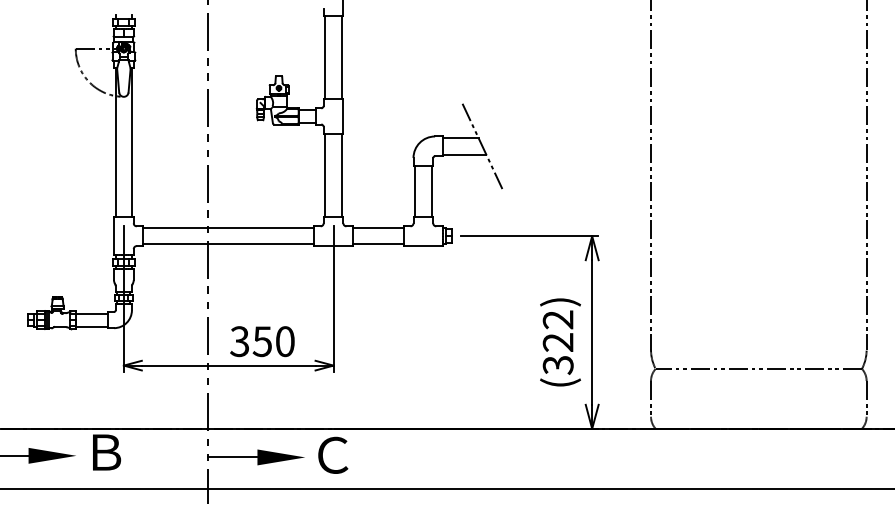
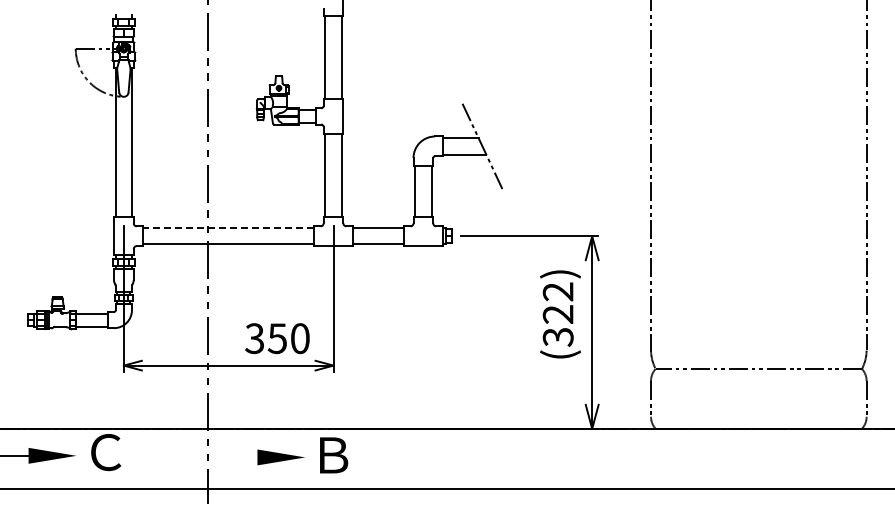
line: solid -> dashed (228, 228)
text position: (262, 341) -> (277, 338) (277, 338)
text position: (560, 342) -> (560, 314) (560, 314)
text: Ｂ -> Ｃ (106, 452)
text: Ｃ -> Ｂ (333, 454)
line: present -> none (232, 457)
